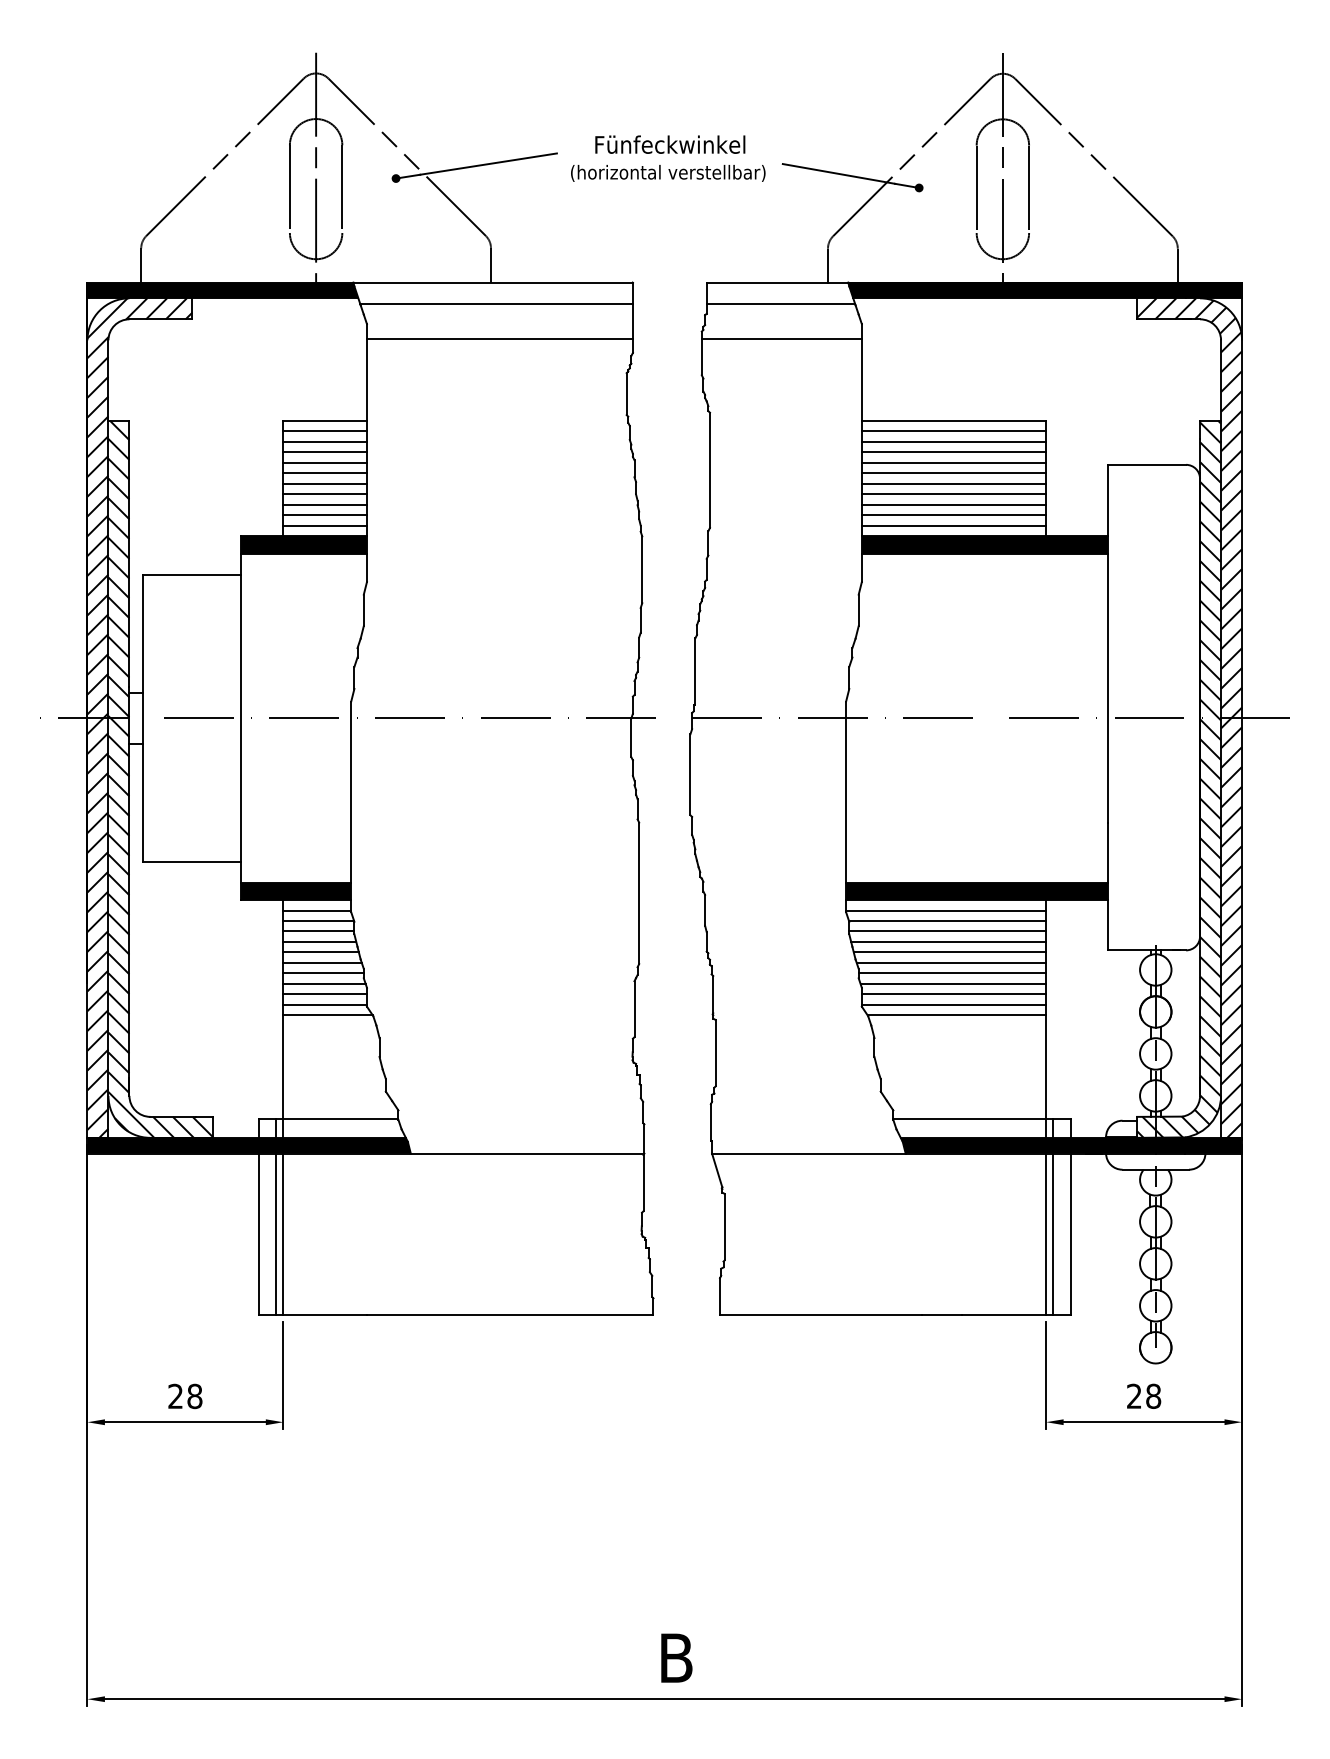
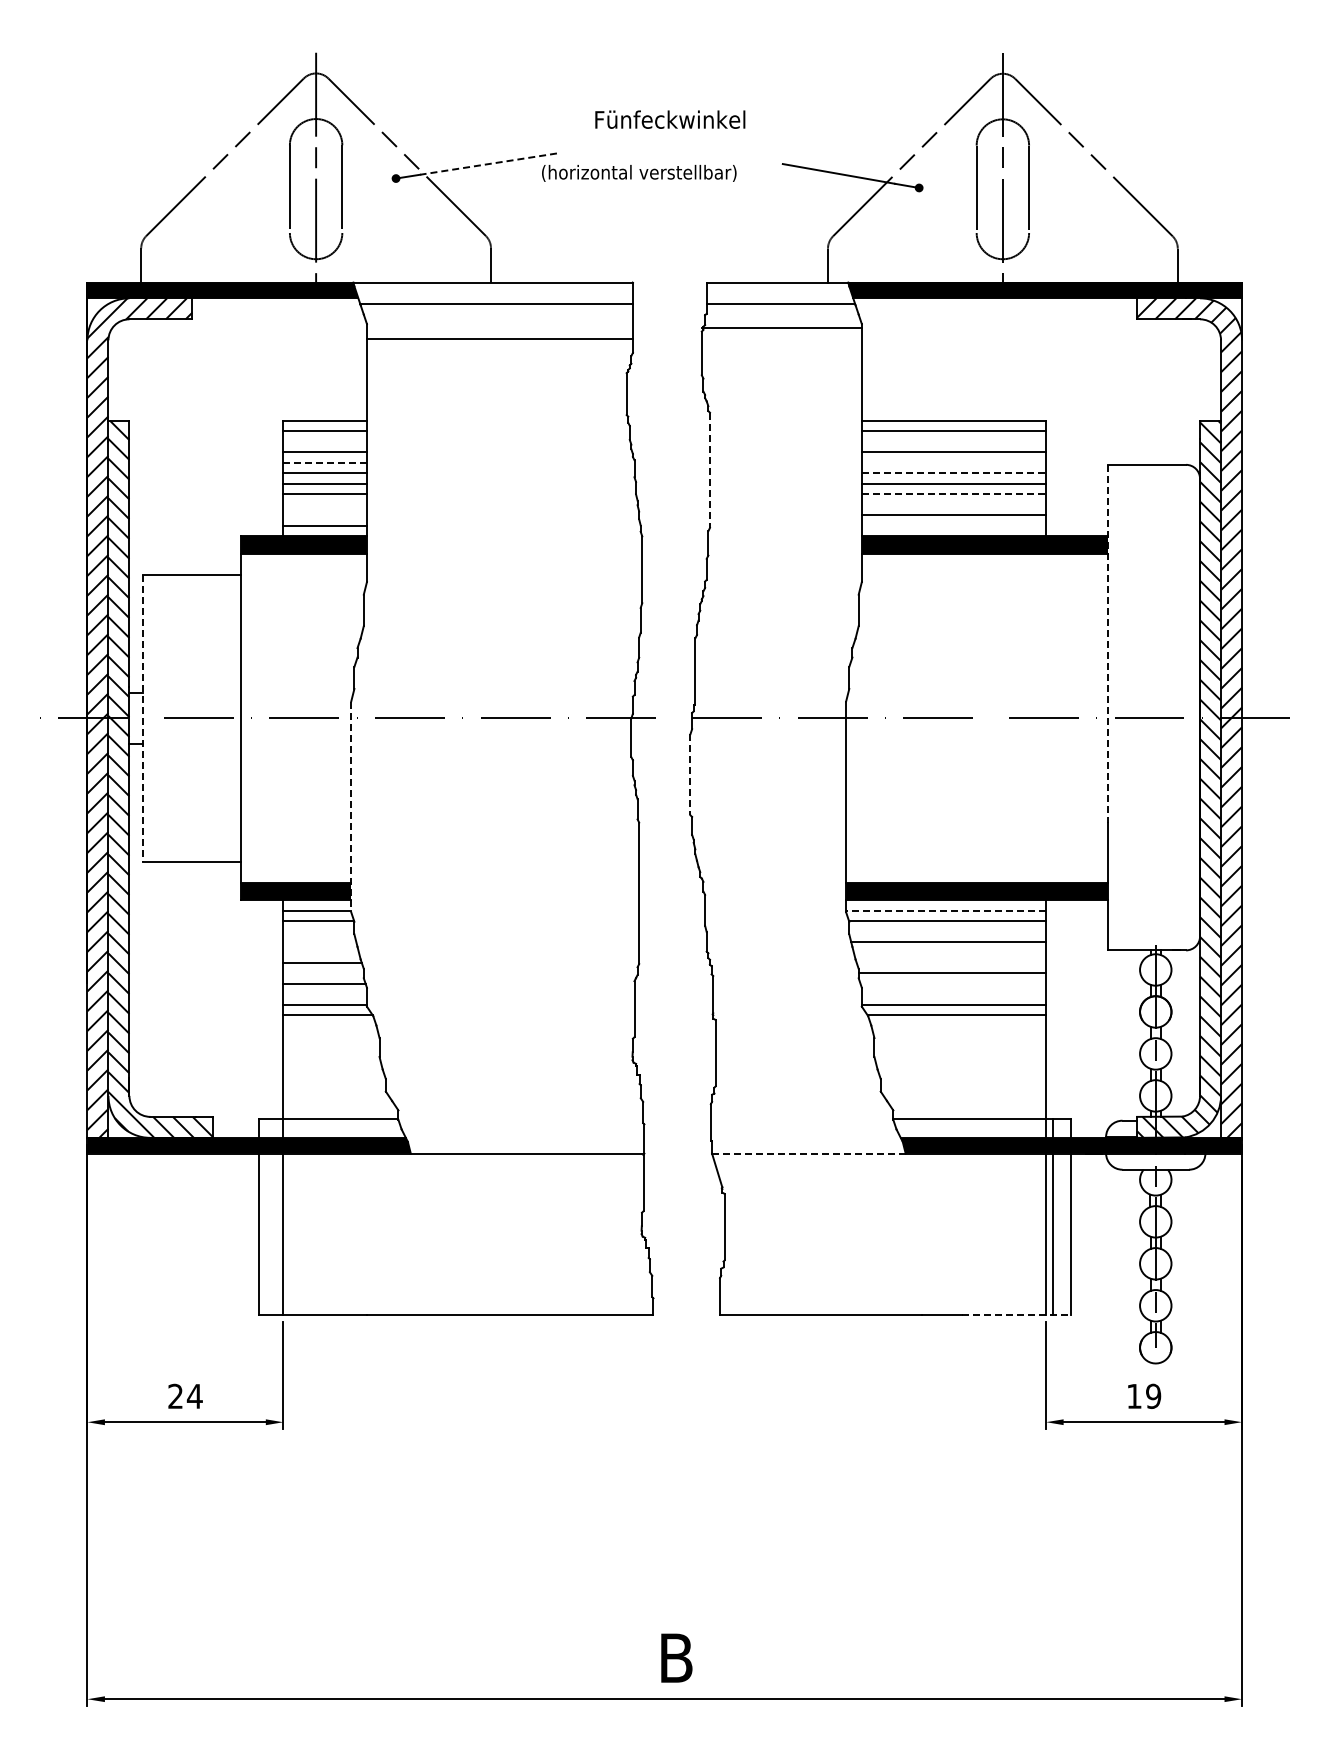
text position: (670, 144) -> (670, 119) (670, 119)
line: solid -> dashed (488, 164)
text position: (668, 173) -> (639, 173) (639, 173)
line position: (781, 338) -> (781, 327) (781, 327)
line: present -> none (324, 441)
line: present -> none (953, 441)
line: solid -> dashed (325, 462)
line: present -> none (953, 462)
line: solid -> dashed (709, 470)
line: solid -> dashed (954, 473)
line: solid -> dashed (954, 494)
line: present -> none (324, 504)
line: present -> none (953, 504)
line: present -> none (324, 515)
line: present -> none (953, 525)
line: solid -> dashed (1108, 644)
line: solid -> dashed (143, 718)
line: solid -> dashed (690, 774)
line: solid -> dashed (351, 807)
line: solid -> dashed (945, 910)
line: present -> none (318, 931)
line: present -> none (947, 931)
line: present -> none (319, 941)
line: present -> none (320, 952)
line: present -> none (949, 952)
line: present -> none (951, 962)
line: present -> none (323, 973)
line: present -> none (953, 983)
line: present -> none (324, 994)
line: present -> none (953, 994)
line: solid -> dashed (808, 1153)
line: present -> none (276, 1216)
line: solid -> dashed (1016, 1314)
text: 28 -> 19 (1144, 1395)
text: 28 -> 24 (194, 1396)
